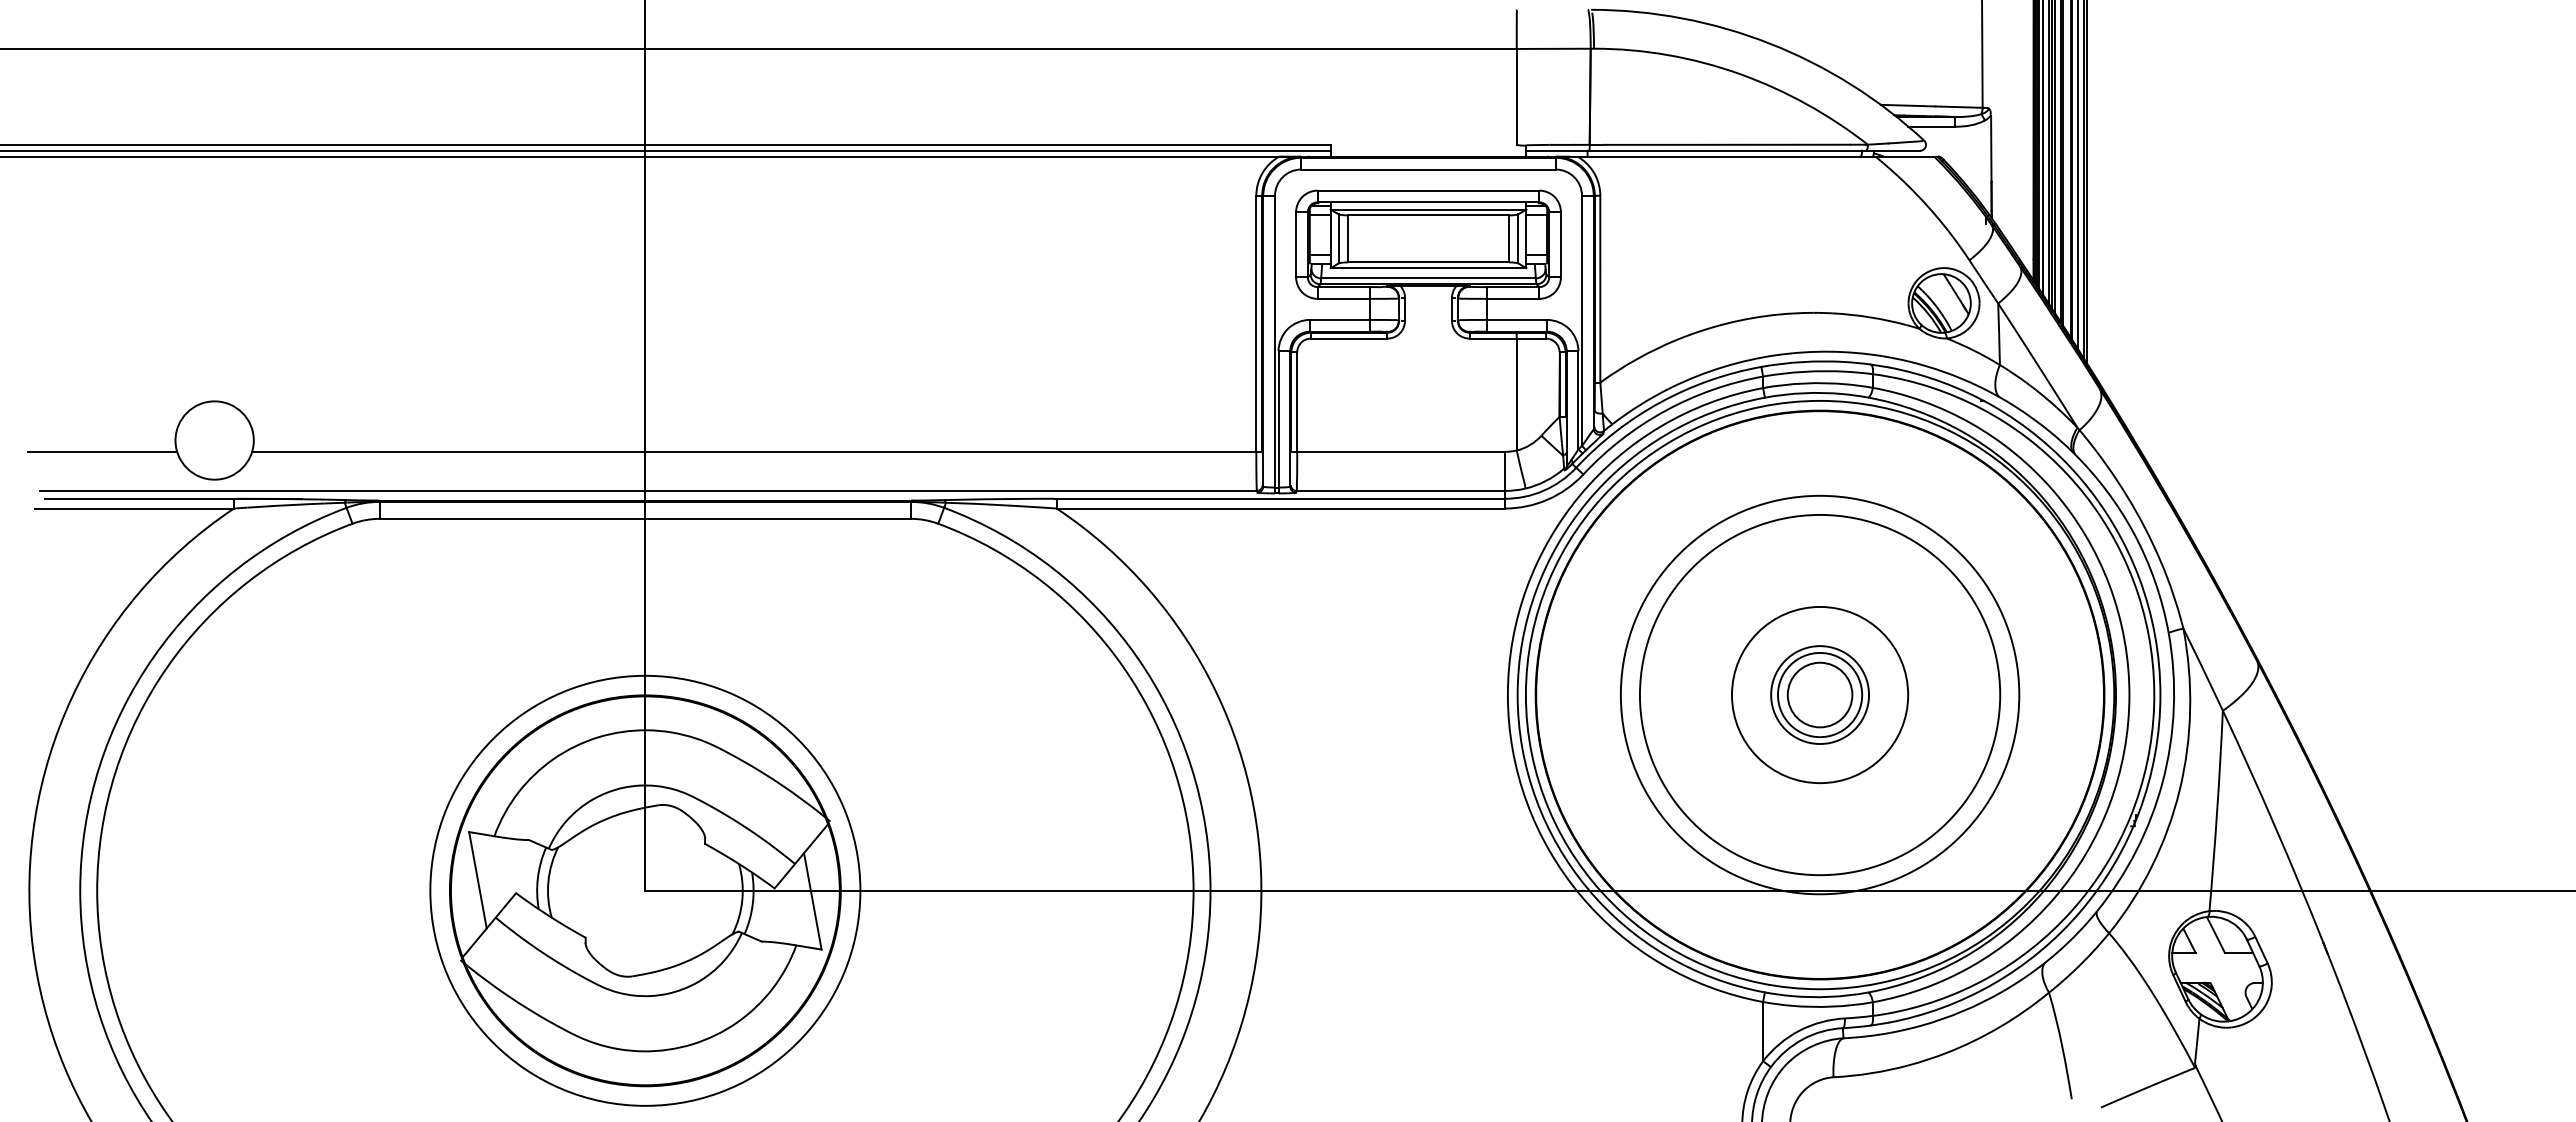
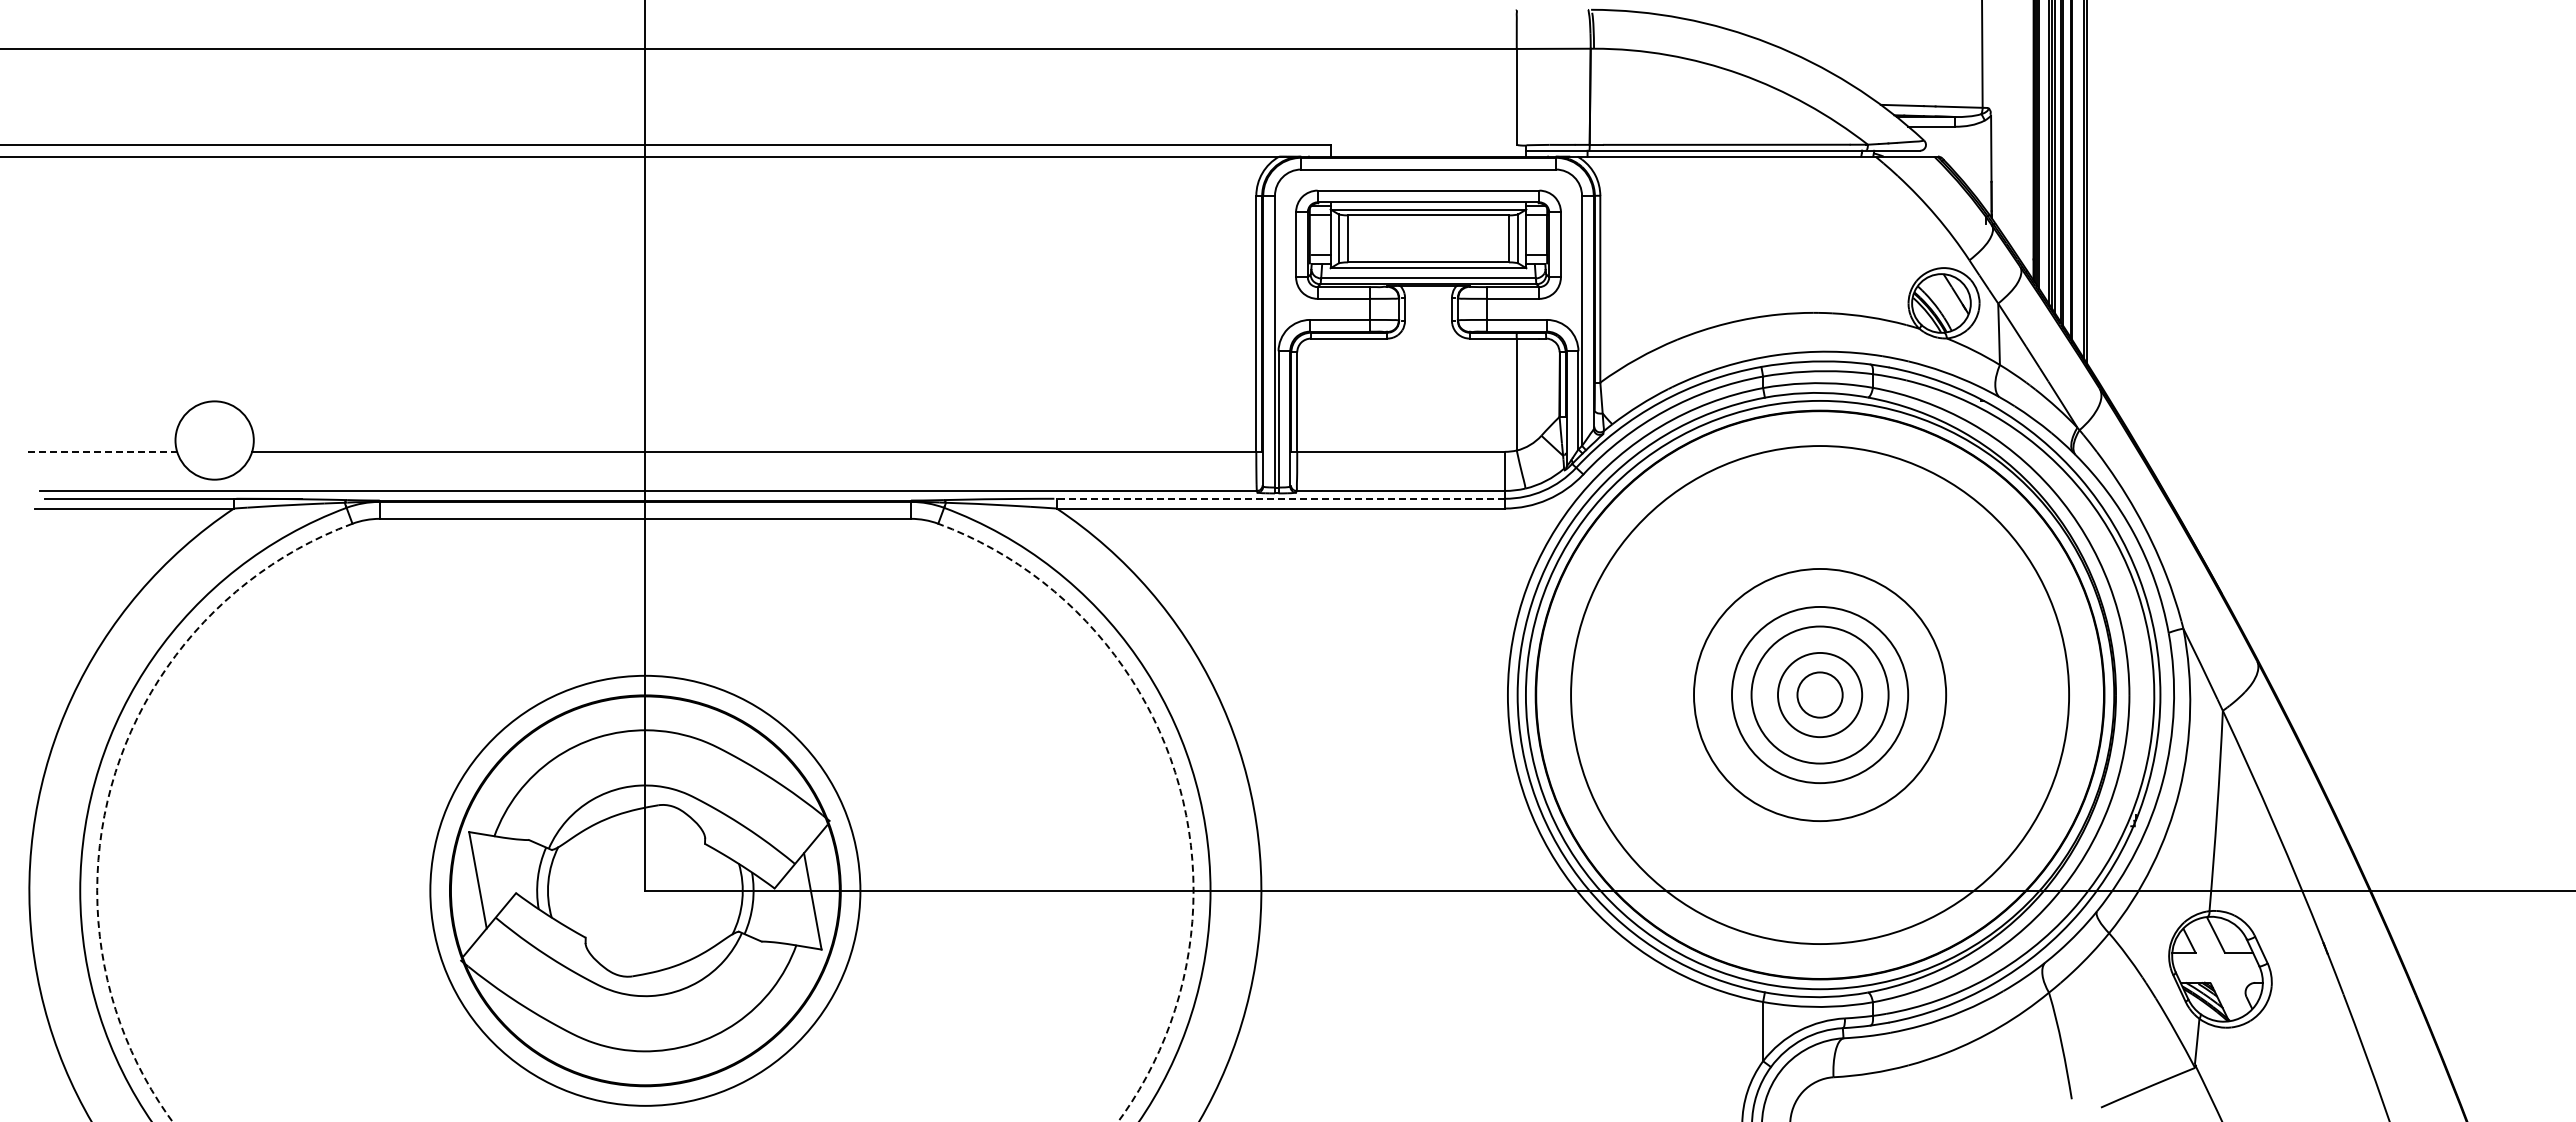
line: present -> none (2043, 149)
line: present -> none (666, 150)
line: present -> none (2078, 177)
line: solid -> dashed (103, 451)
line: solid -> dashed (1279, 498)
circle diameter: 360 px -> 252 px (1820, 694)
circle diameter: 398 px -> 498 px (1820, 695)
circle diameter: 65 px -> 45 px (1819, 694)
circle diameter: 98 px -> 137 px (1819, 694)
arc: solid -> dashed (1176, 778)
arc: solid -> dashed (113, 779)
